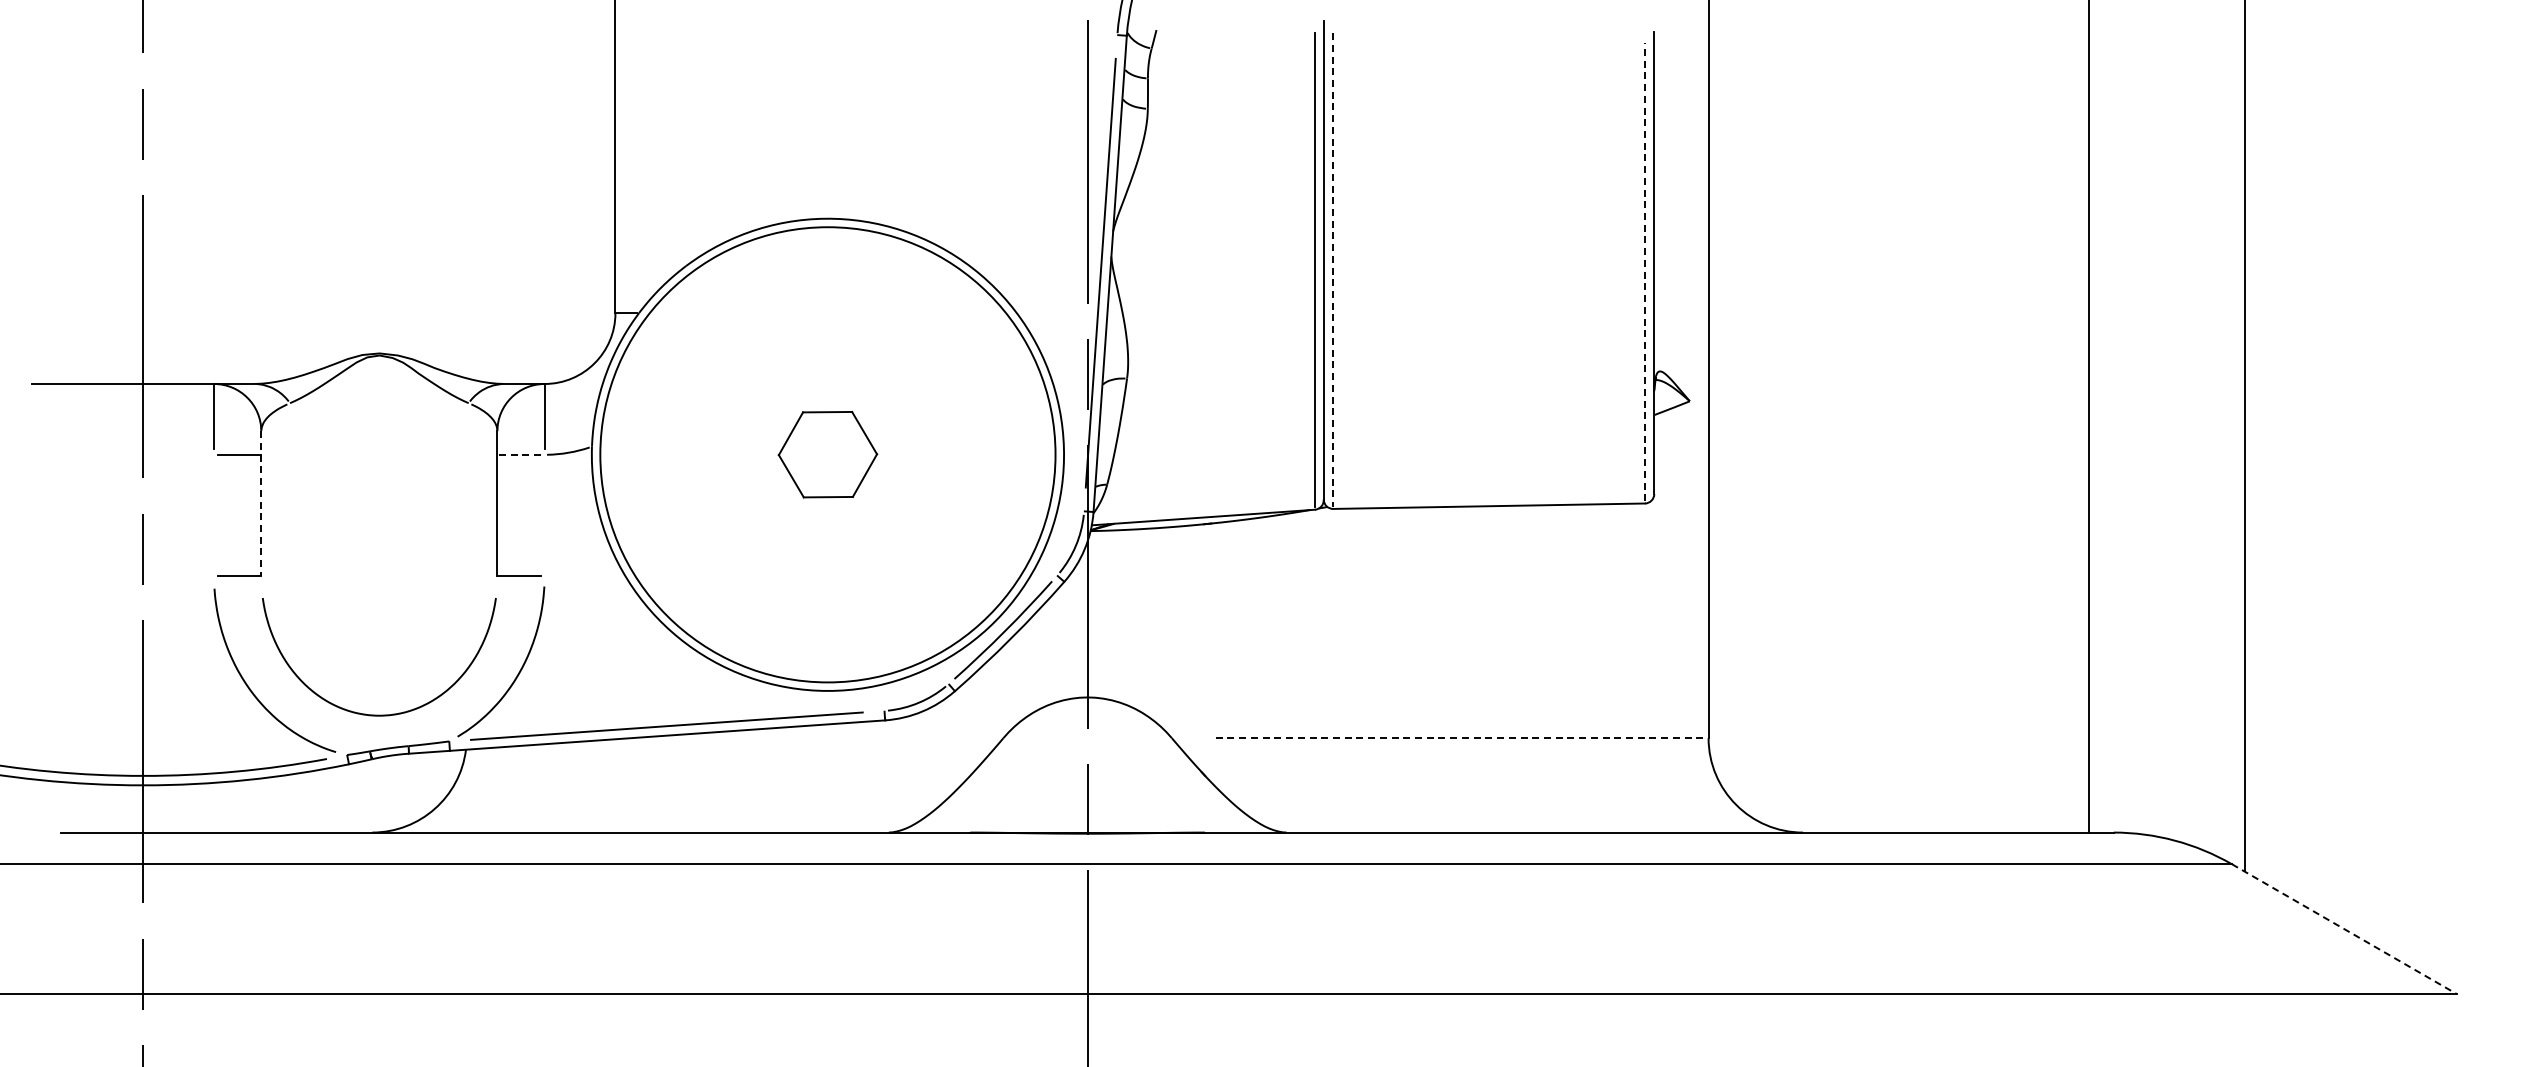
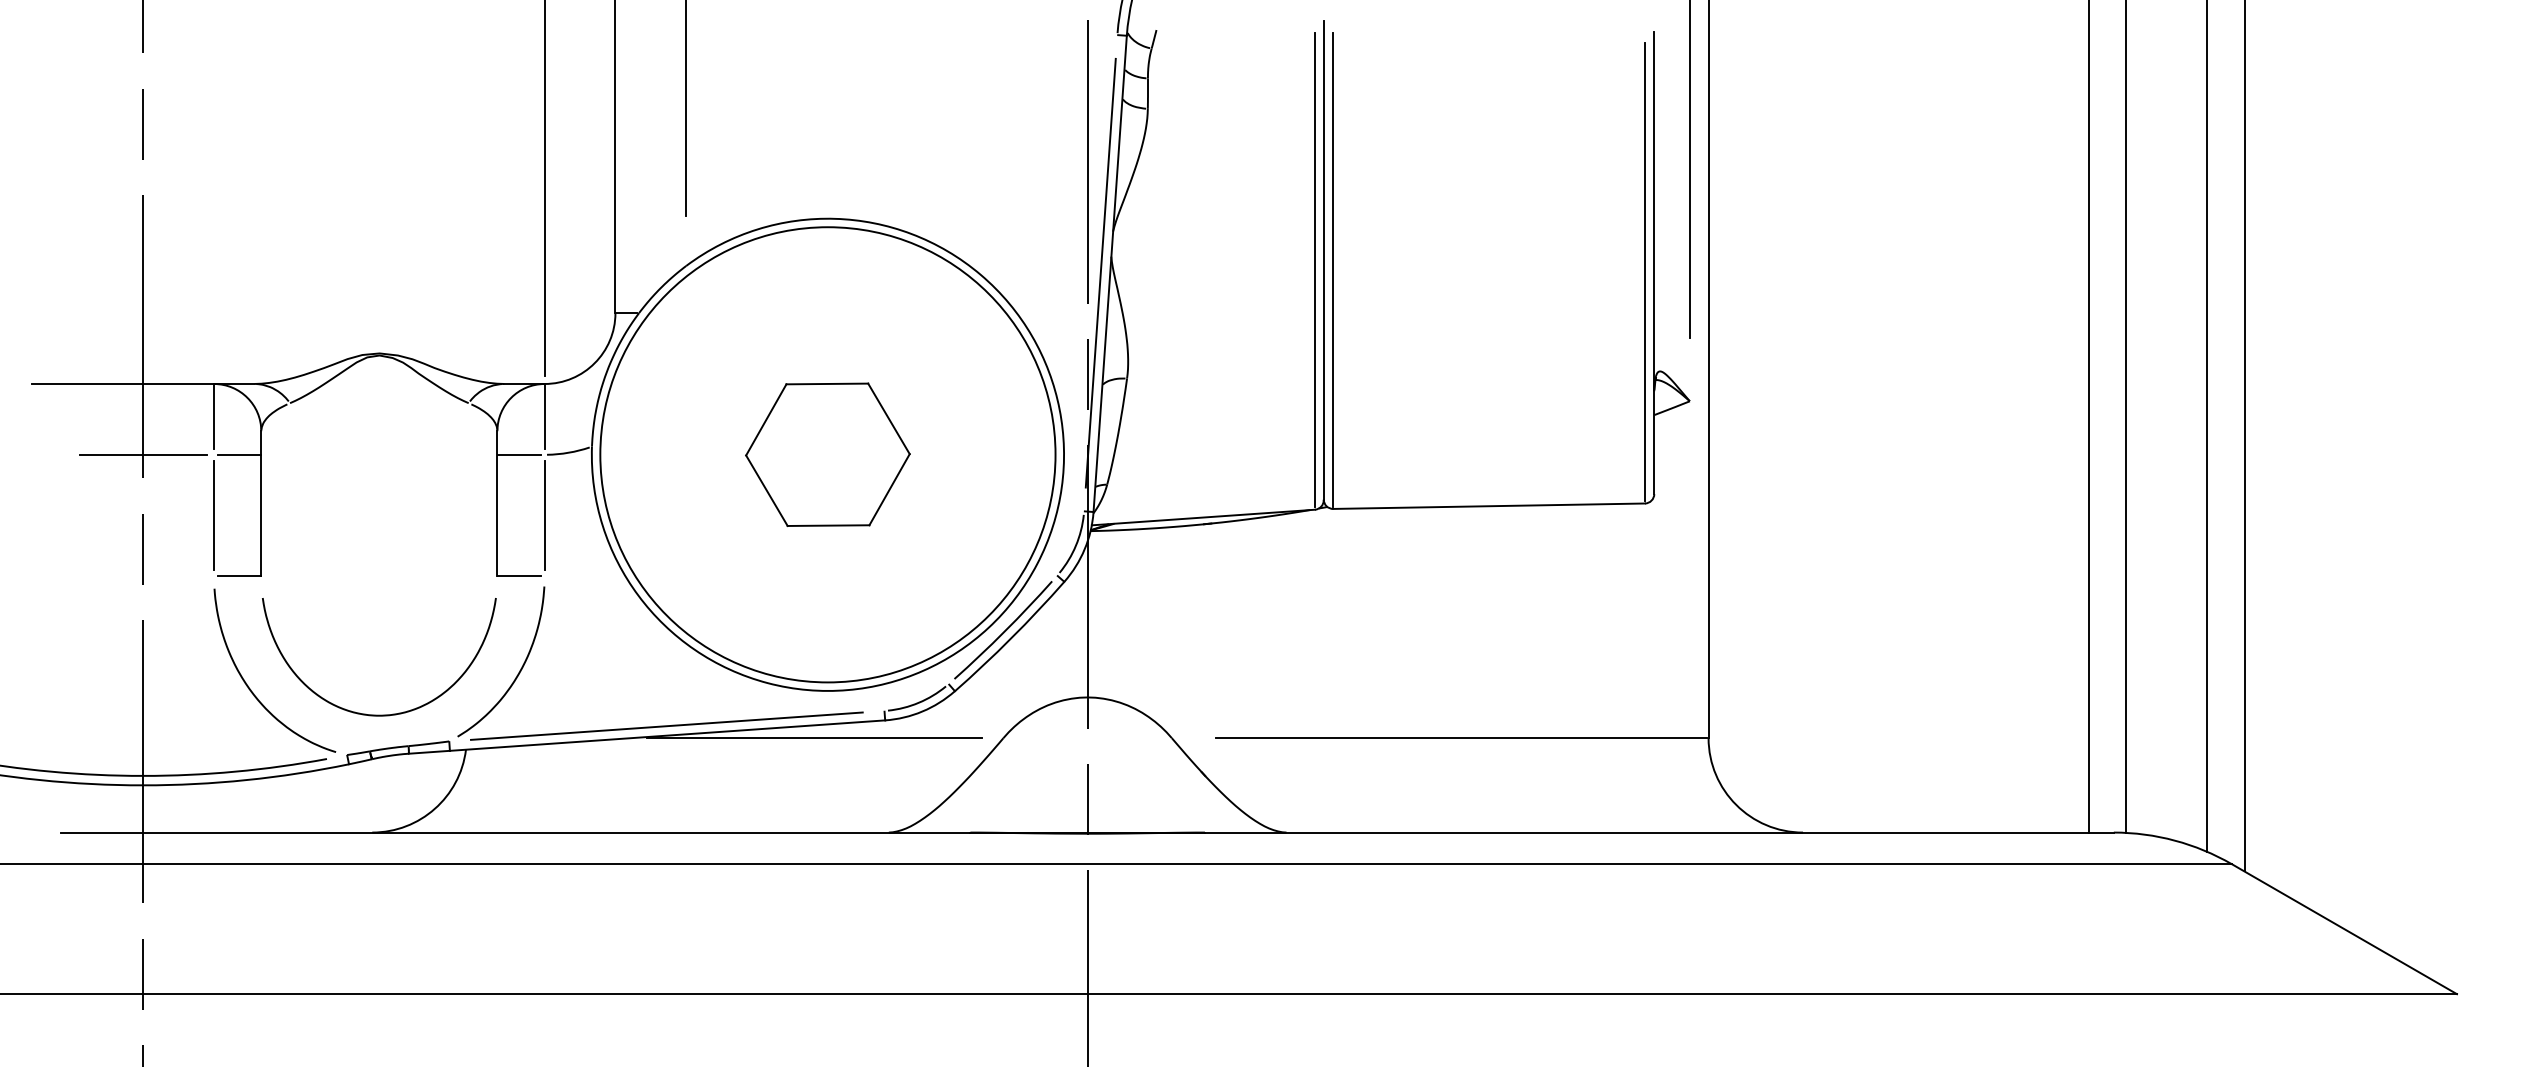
line: none -> present (686, 109)
line: none -> present (1689, 170)
line: none -> present (544, 189)
line: dashed -> solid (1333, 269)
line: dashed -> solid (1645, 271)
line: none -> present (2126, 417)
line: none -> present (2206, 426)
line: none -> present (143, 454)
line: dashed -> solid (519, 454)
part size: 102x89 px -> 166x145 px (827, 454)
line: dashed -> solid (261, 504)
line: none -> present (214, 515)
line: none -> present (544, 515)
line: none -> present (814, 738)
line: dashed -> solid (1461, 738)
line: dashed -> solid (2344, 929)
